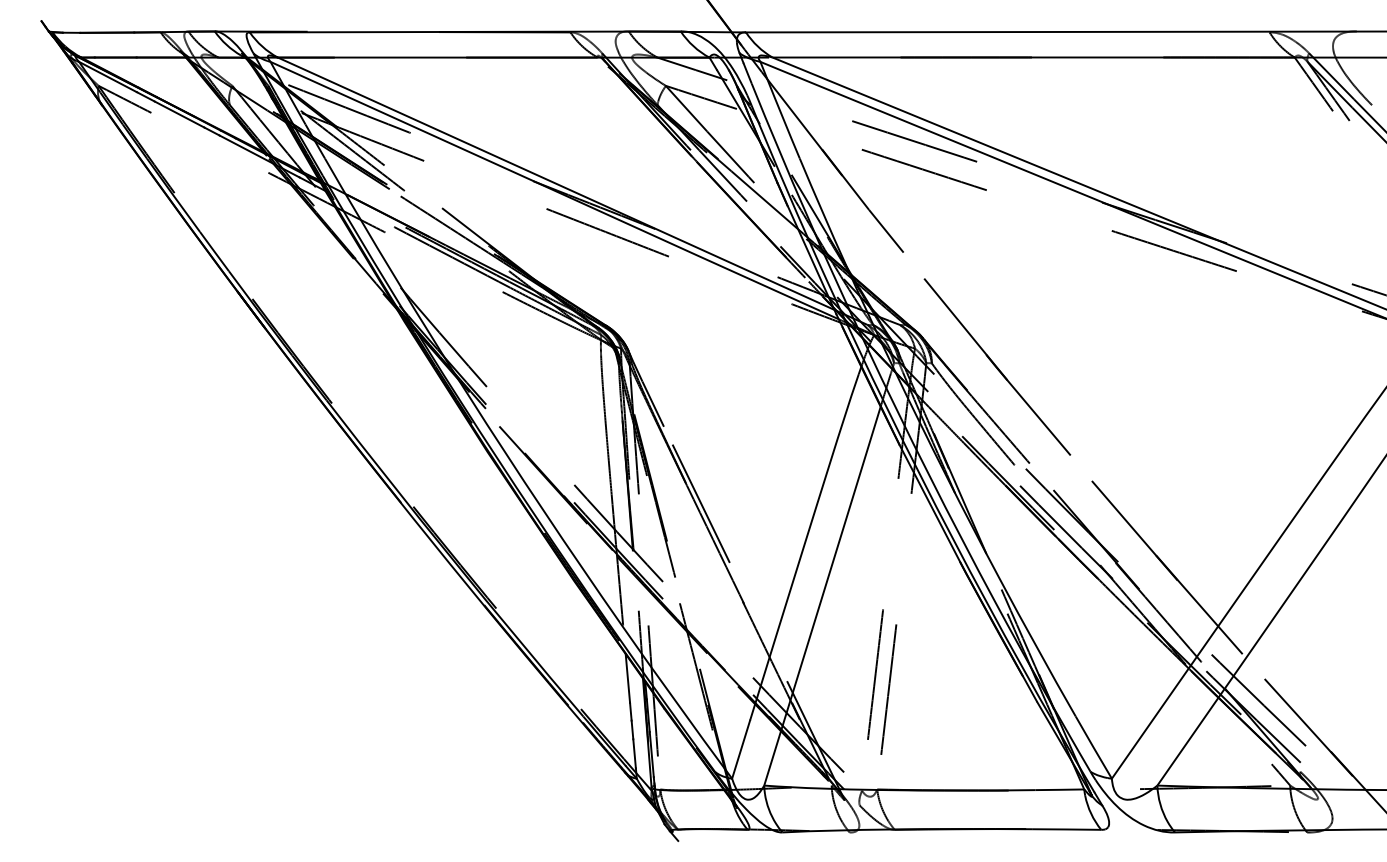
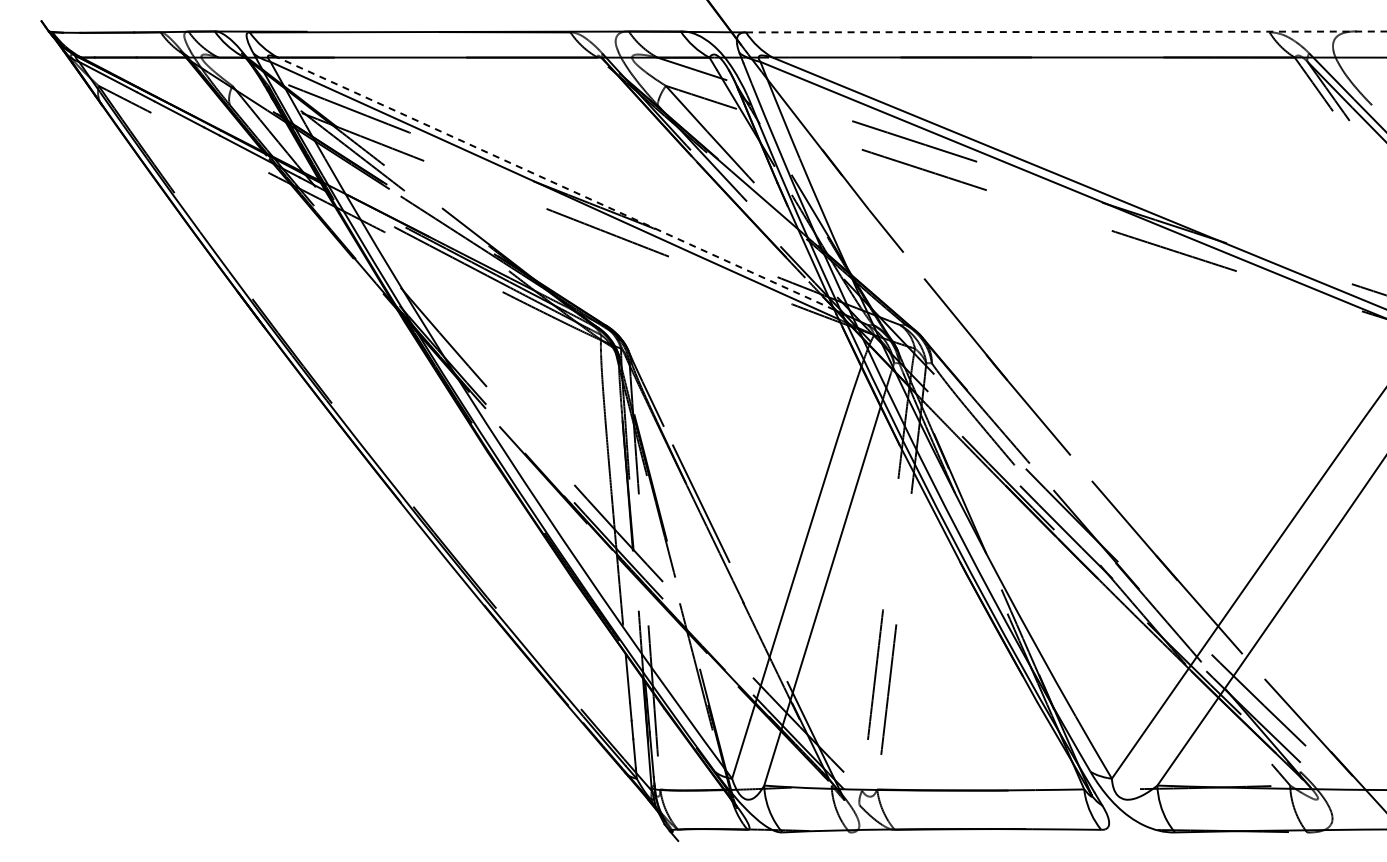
line: solid -> dashed (1066, 31)
line: solid -> dashed (556, 183)
